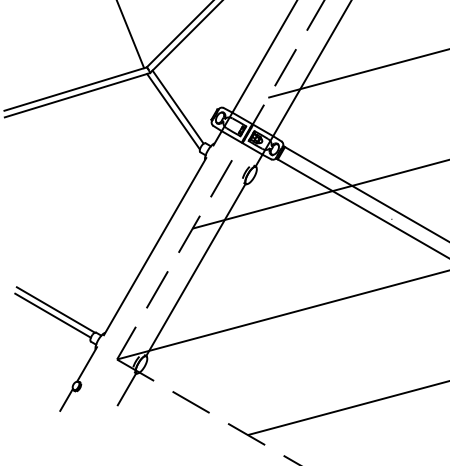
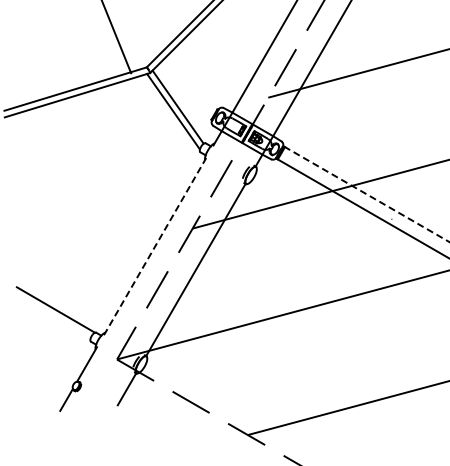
line position: (130, 35) -> (116, 37) (116, 37)
line: solid -> dashed (367, 194)
line: solid -> dashed (155, 246)
line: present -> none (52, 315)
